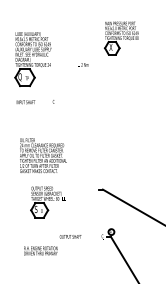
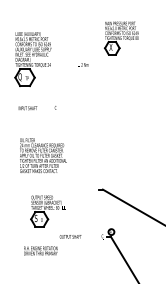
text position: (35, 102) -> (37, 108) (37, 108)
part position: (47, 202) -> (47, 211) (47, 211)
